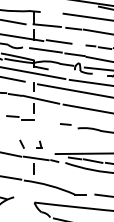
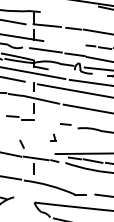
line: present -> none (86, 16)
line: present -> none (58, 41)
part position: (39, 144) -> (53, 137) (53, 137)
